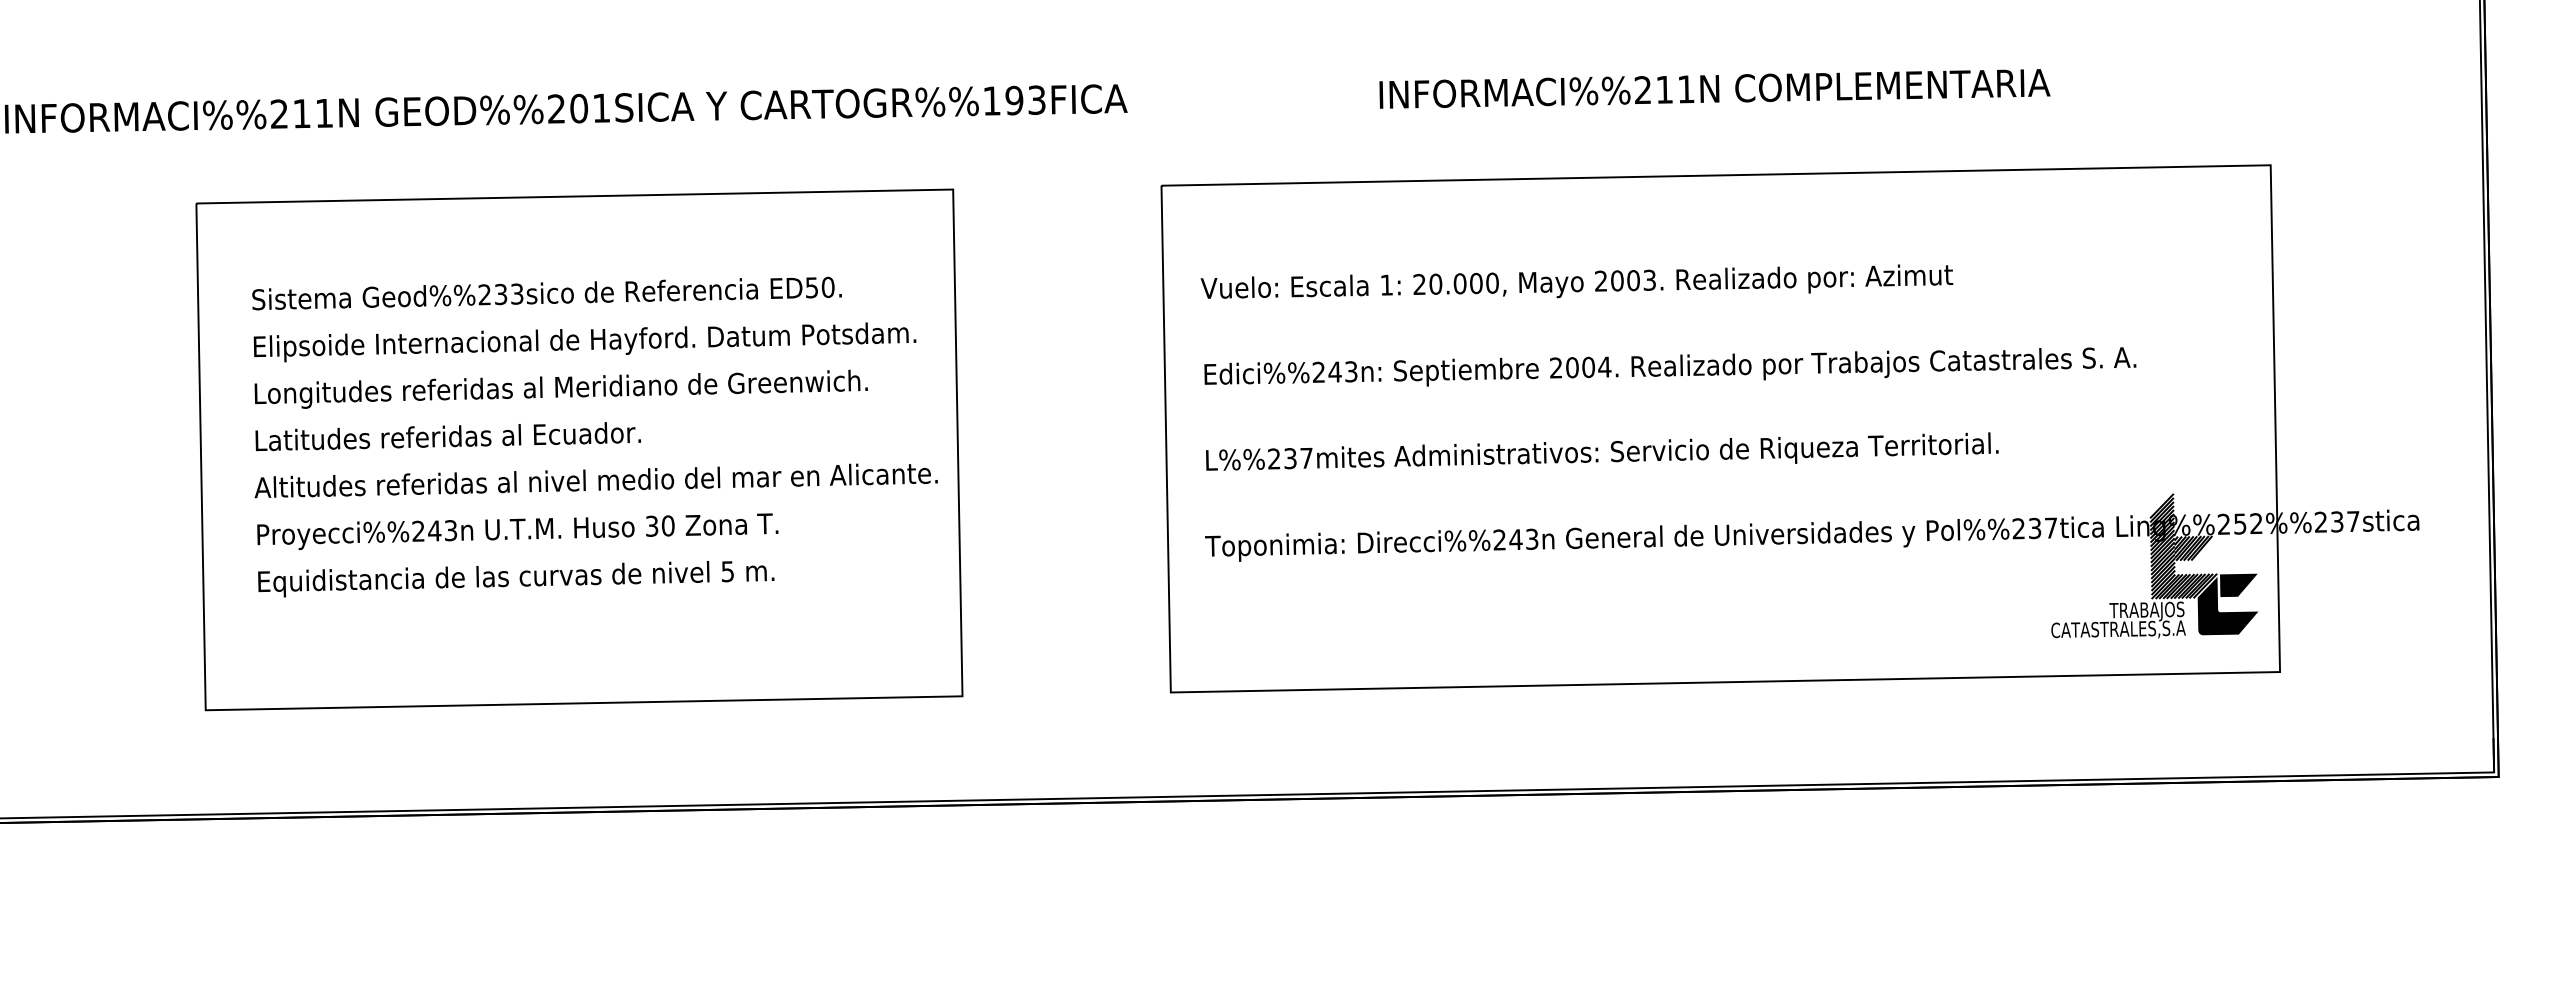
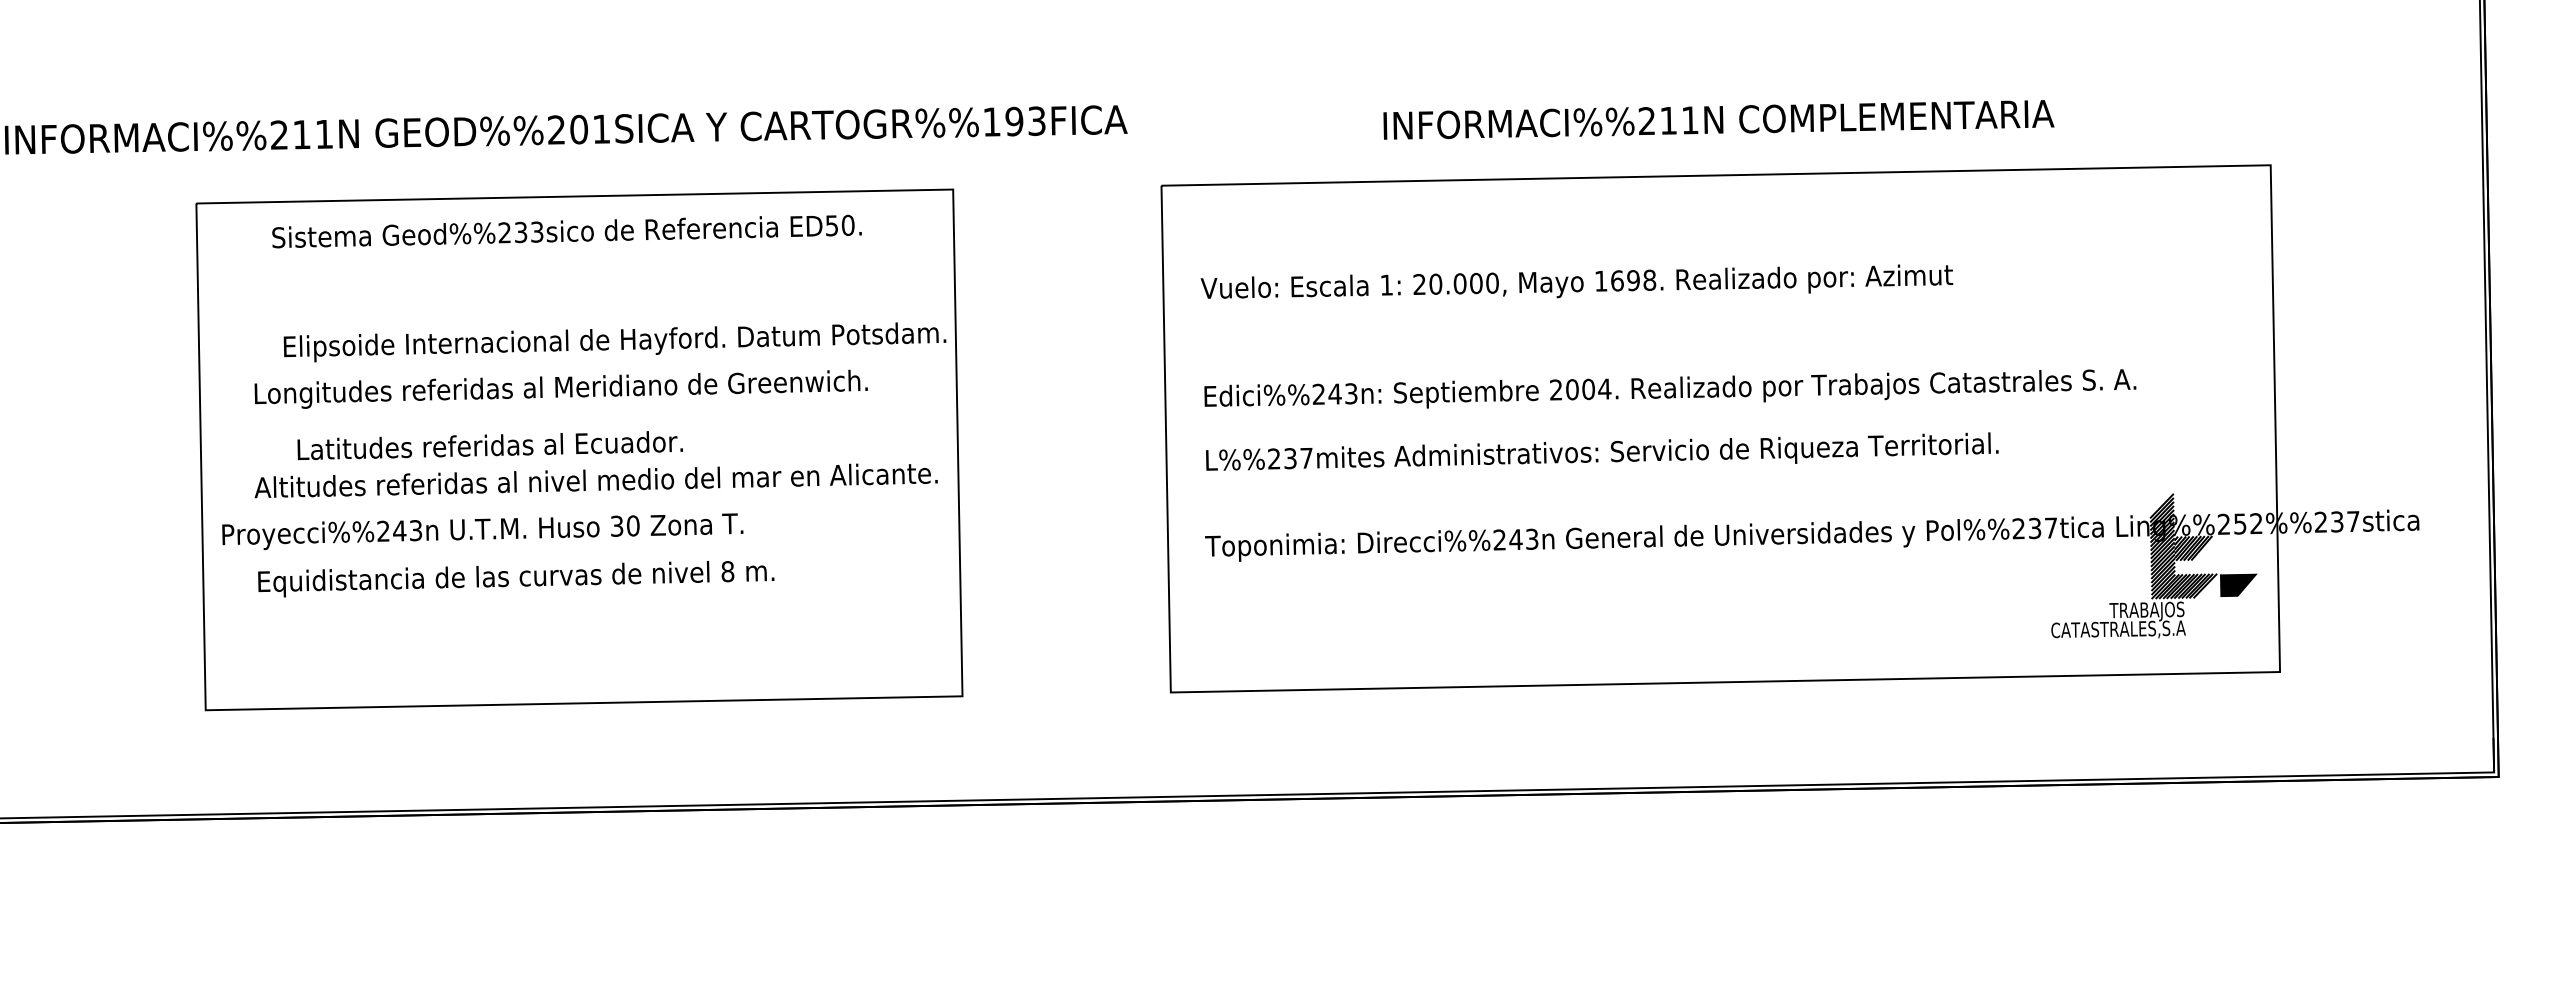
text position: (1714, 88) -> (1718, 119) (1718, 119)
text position: (565, 108) -> (565, 129) (565, 129)
text: 2003. -> 1698. (1625, 280)
text position: (546, 293) -> (566, 231) (566, 231)
text position: (584, 342) -> (614, 342) (614, 342)
text position: (1670, 366) -> (1670, 388) (1670, 388)
text position: (447, 436) -> (489, 445) (489, 445)
text position: (517, 531) -> (482, 531) (482, 531)
text: 5 -> 8 (727, 571)
fill: present -> none (2227, 605)
